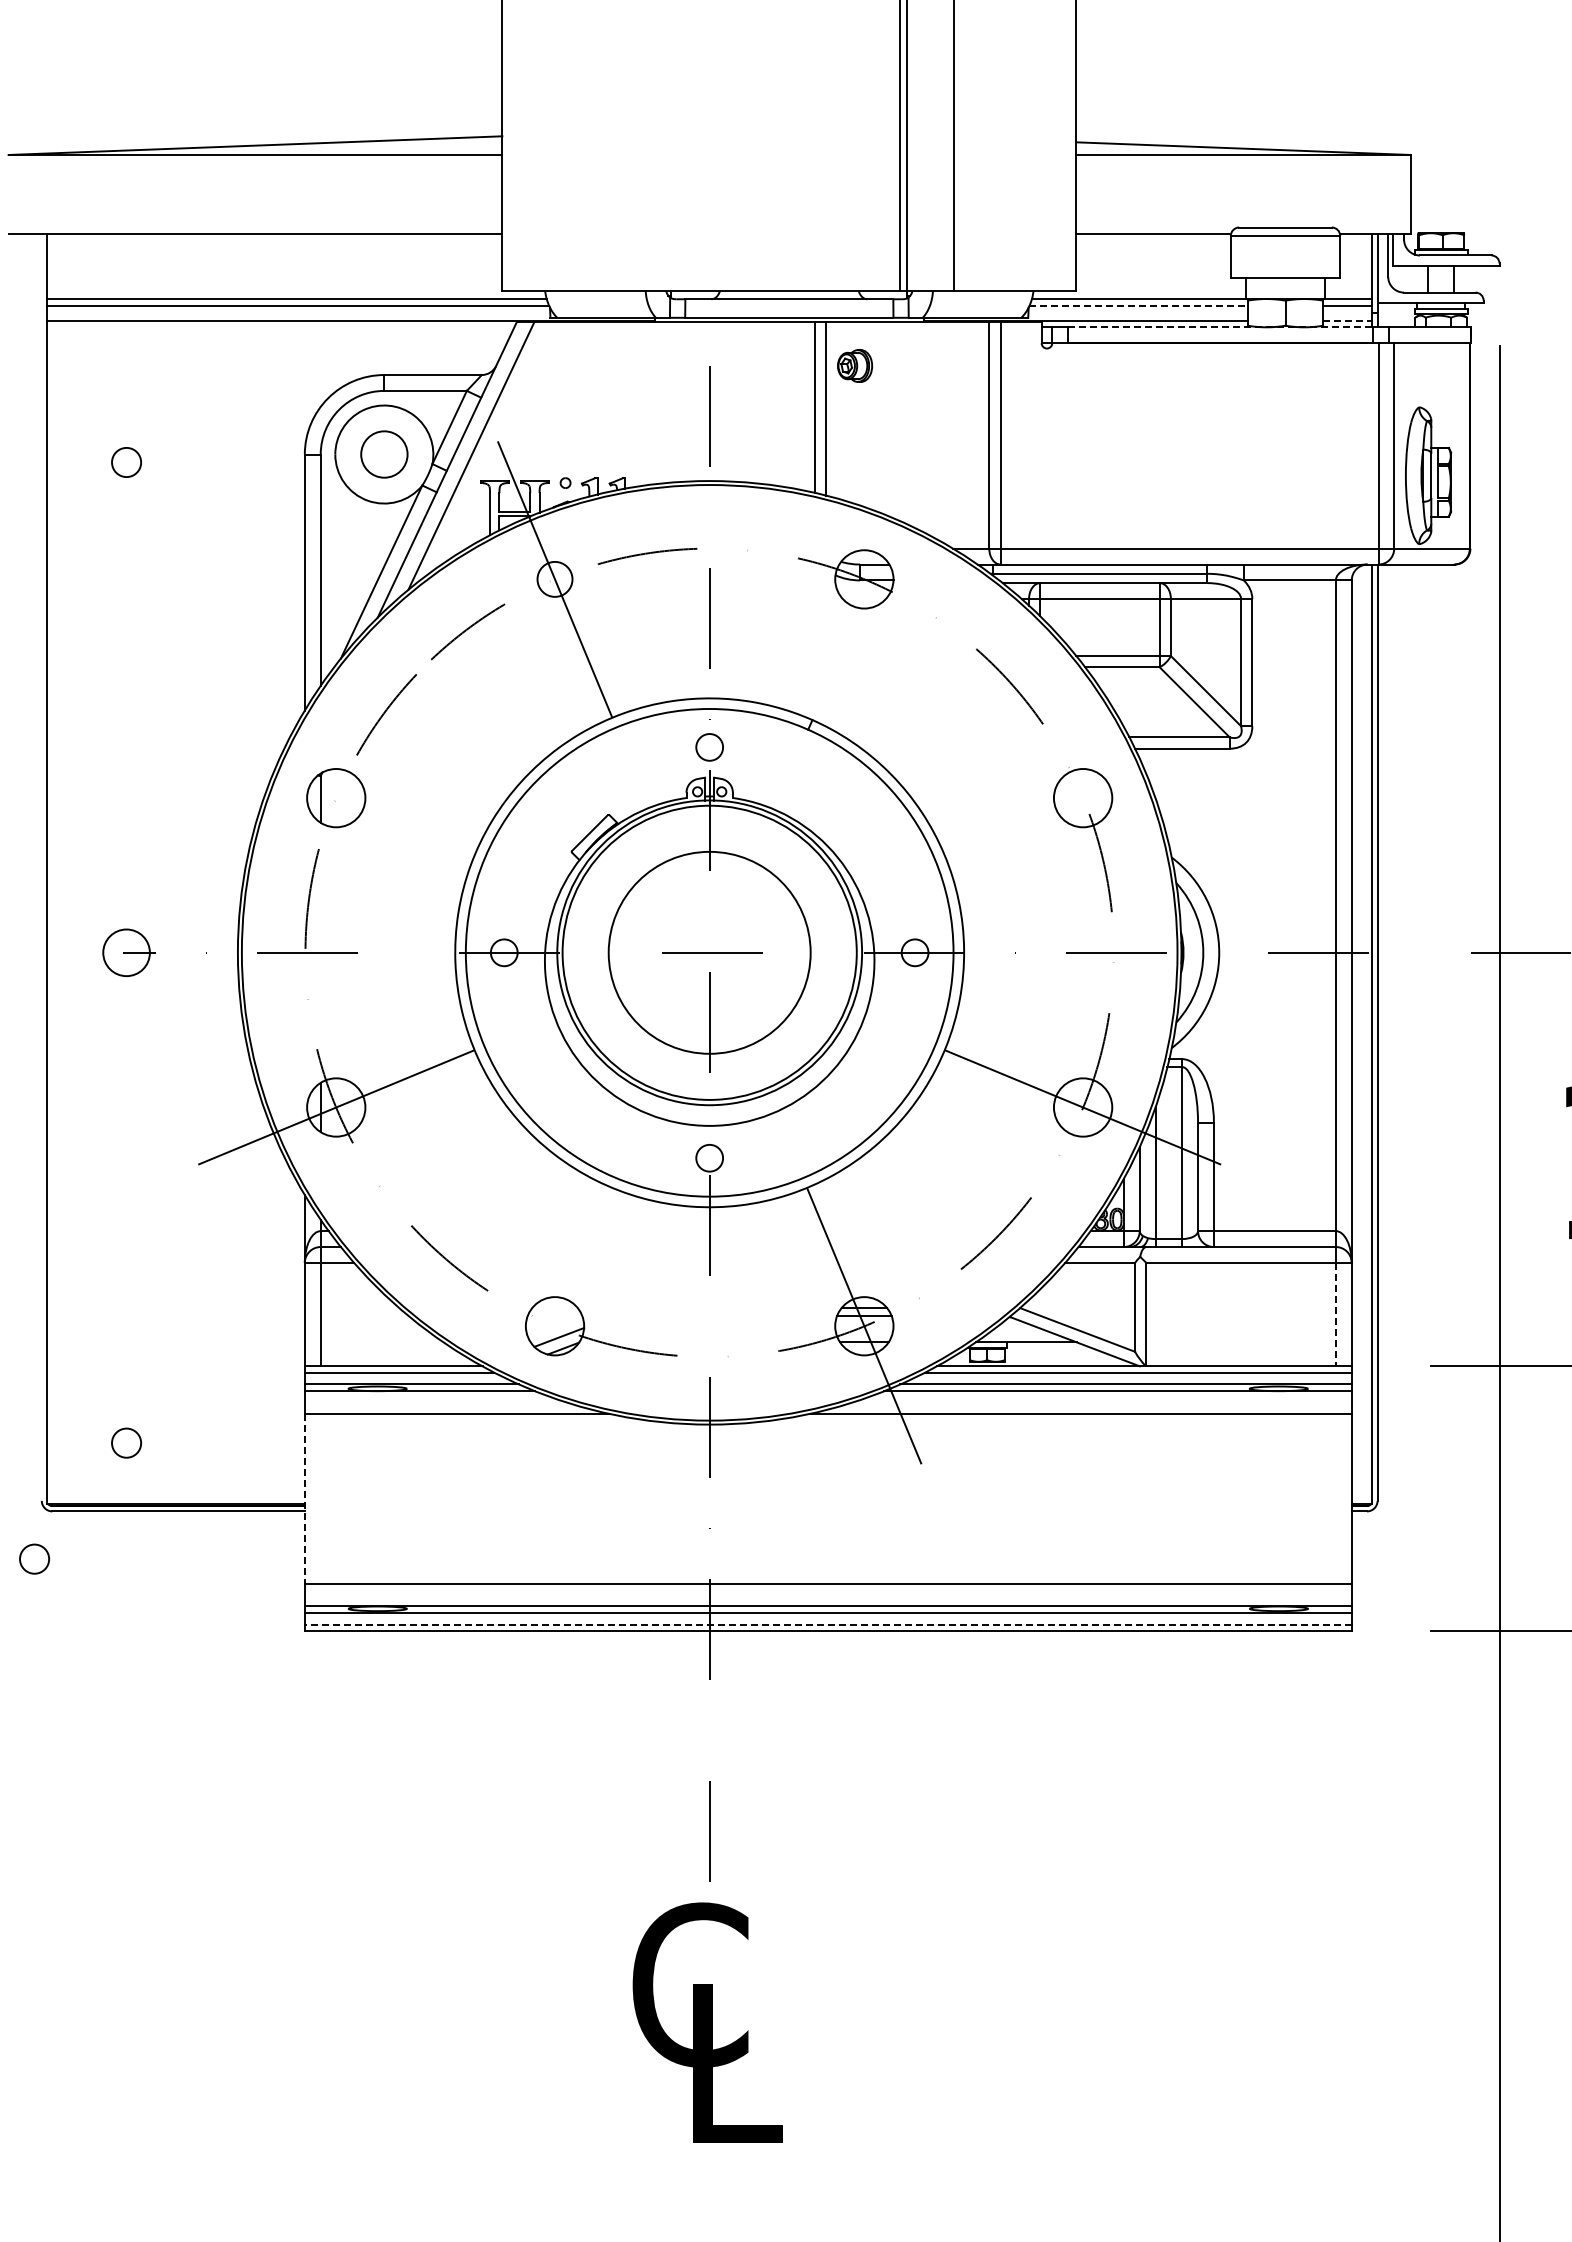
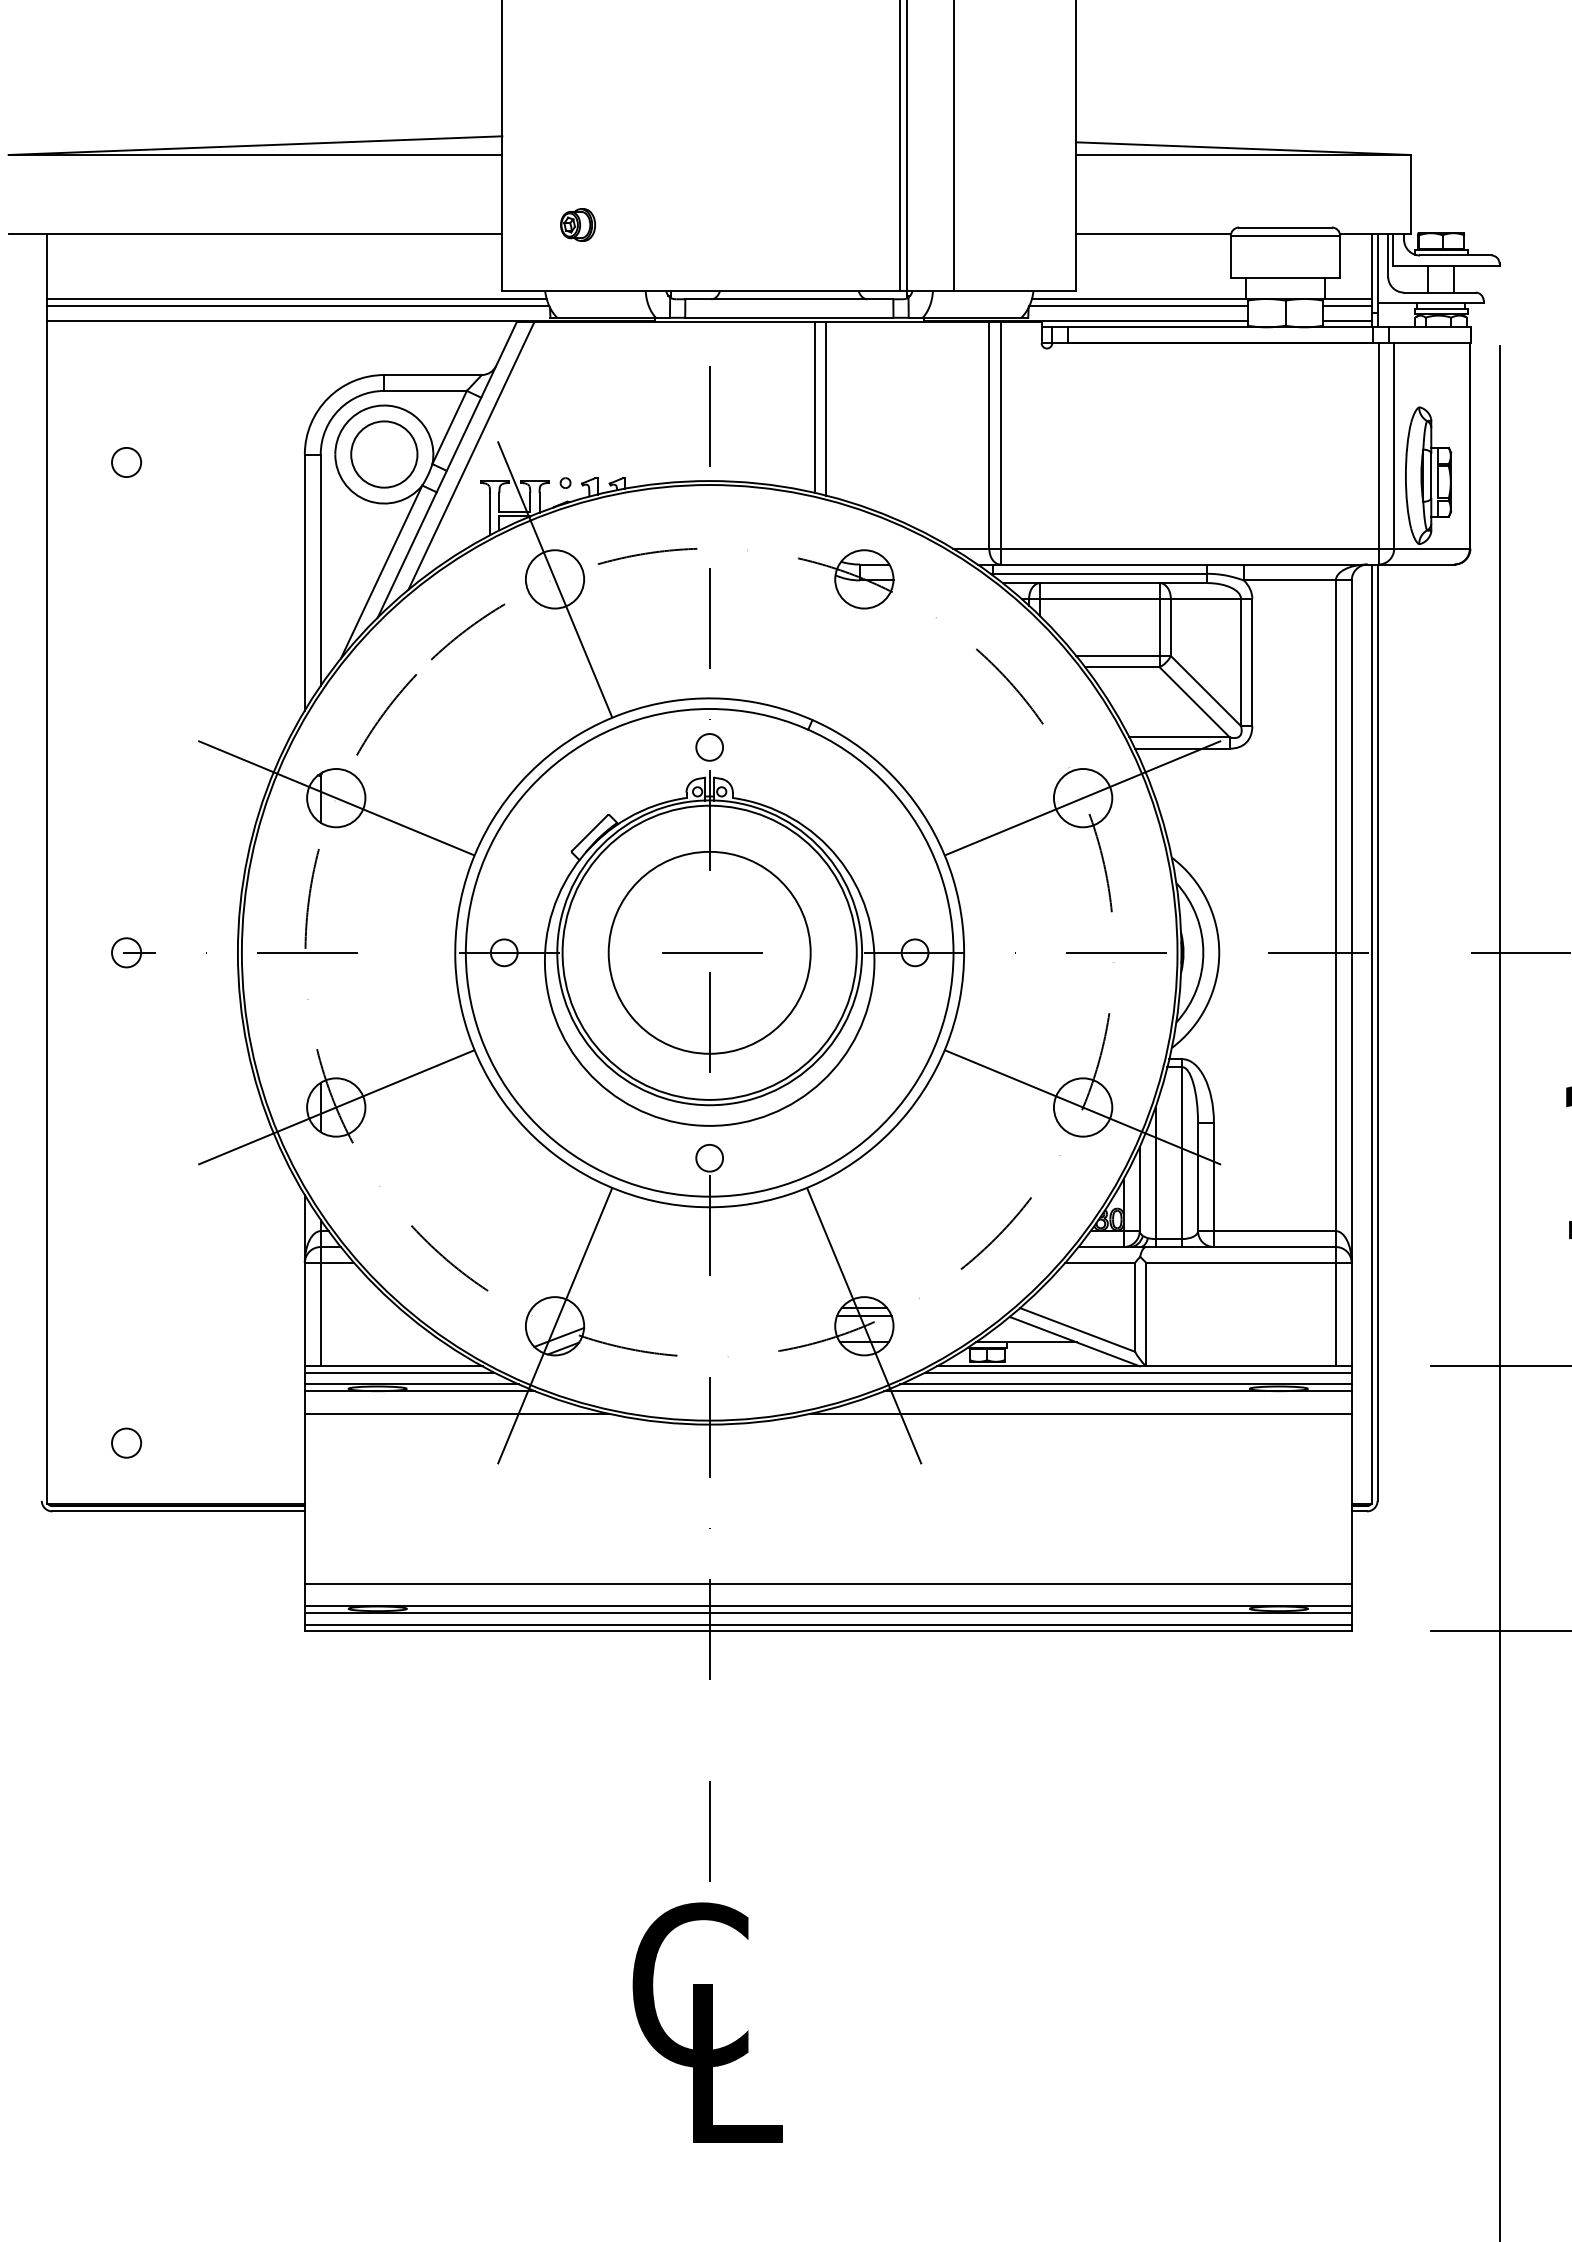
line: dashed -> solid (1139, 306)
line: dashed -> solid (1348, 320)
line: dashed -> solid (1221, 327)
part position: (854, 365) -> (577, 224) (577, 224)
circle size: 49x49 px -> 69x69 px (384, 454)
circle diameter: 35 px -> 58 px (554, 579)
line: none -> present (336, 797)
line: none -> present (1082, 797)
circle diameter: 47 px -> 29 px (126, 952)
line: dashed -> solid (1335, 1314)
line: none -> present (554, 1326)
line: dashed -> solid (304, 1499)
circle: present -> none (34, 1558)
line: dashed -> solid (827, 1625)
